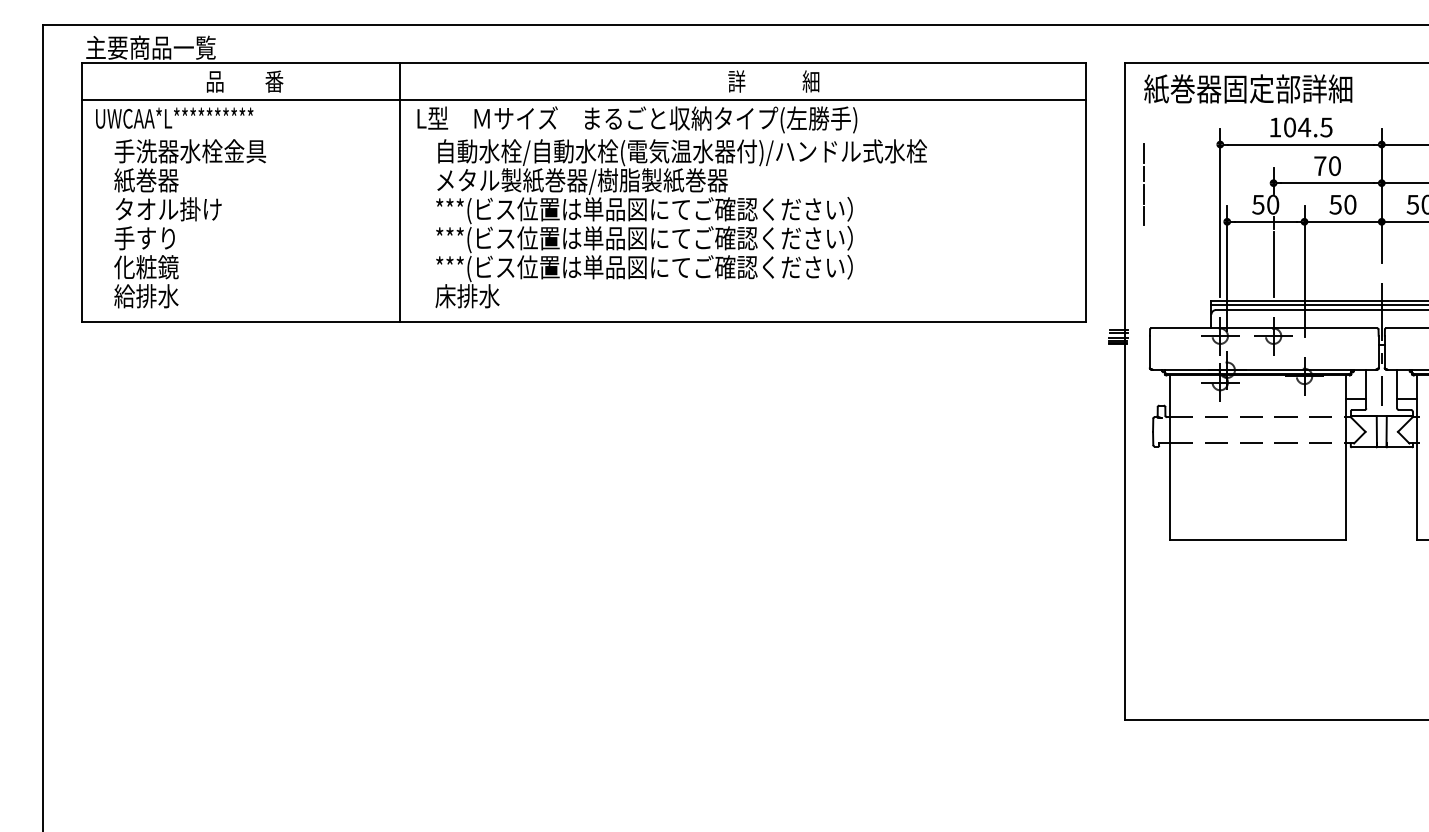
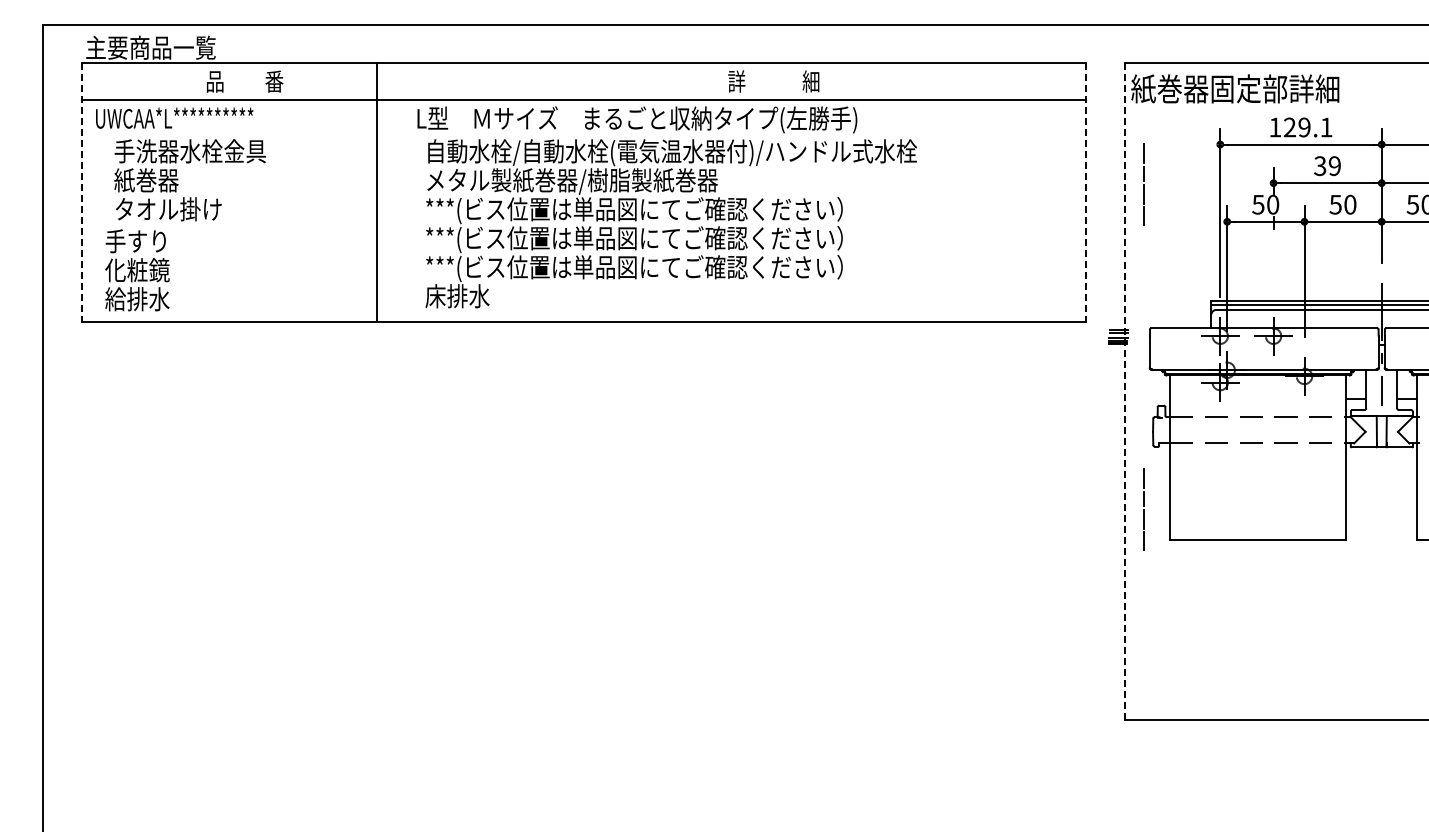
text position: (1248, 88) -> (1235, 88) (1235, 88)
text: 104.5 -> 129.1 (1308, 127)
text: 70 -> 39 (1327, 166)
line: solid -> dashed (81, 192)
line position: (400, 192) -> (377, 192) (377, 192)
line: solid -> dashed (1086, 192)
text position: (680, 223) -> (670, 223) (670, 223)
line: present -> none (1273, 264)
text position: (146, 267) -> (137, 270) (137, 270)
line: solid -> dashed (1124, 392)
line: none -> present (1143, 509)
